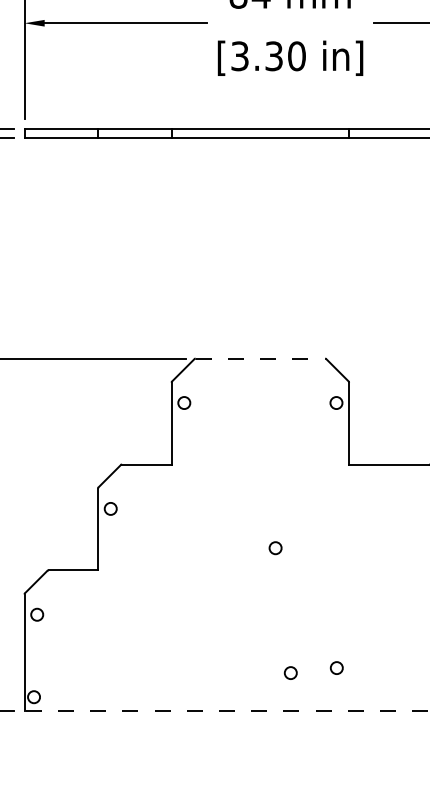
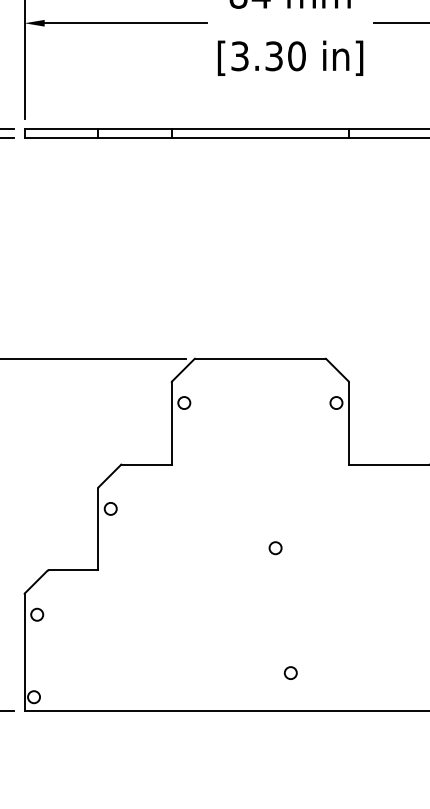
line: dashed -> solid (260, 358)
circle: present -> none (336, 667)
line: dashed -> solid (226, 711)
